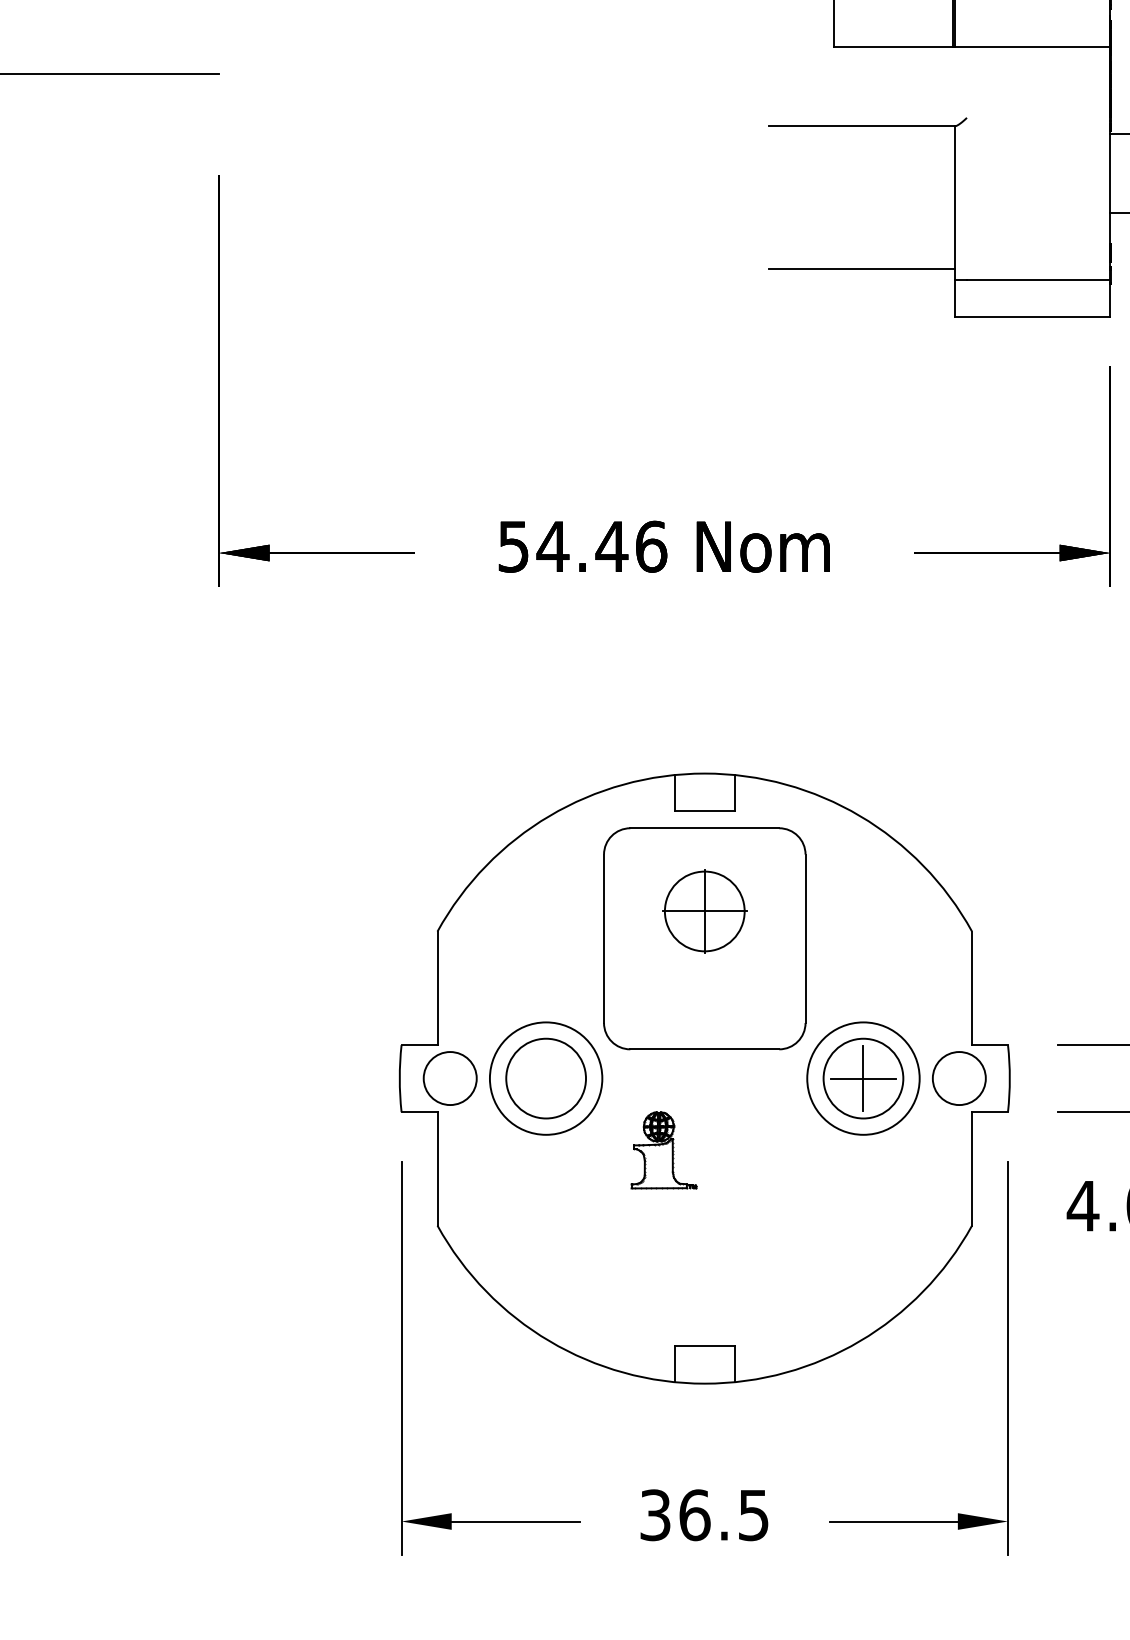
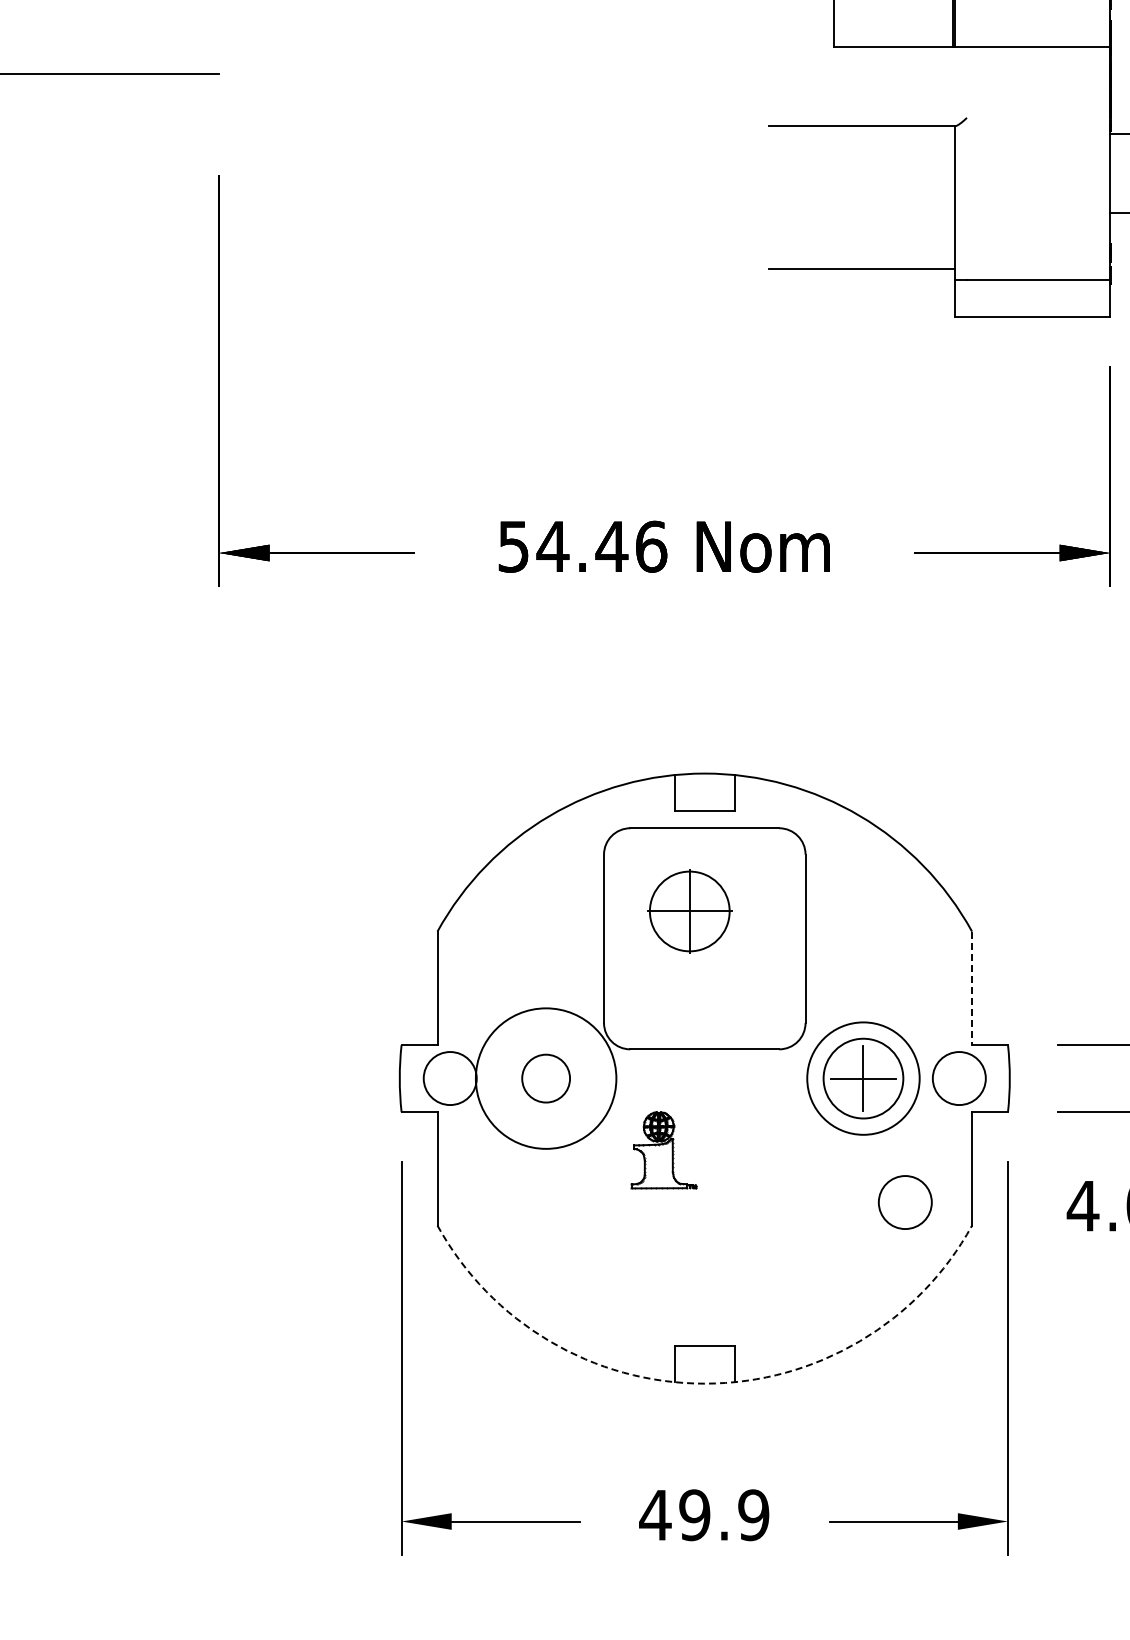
part position: (704, 911) -> (689, 911) (689, 911)
line: solid -> dashed (972, 988)
circle diameter: 112 px -> 141 px (545, 1078)
circle diameter: 80 px -> 48 px (546, 1078)
circle: none -> present (905, 1202)
arc: solid -> dashed (704, 1383)
text: 36.5 -> 49.9 (704, 1515)
